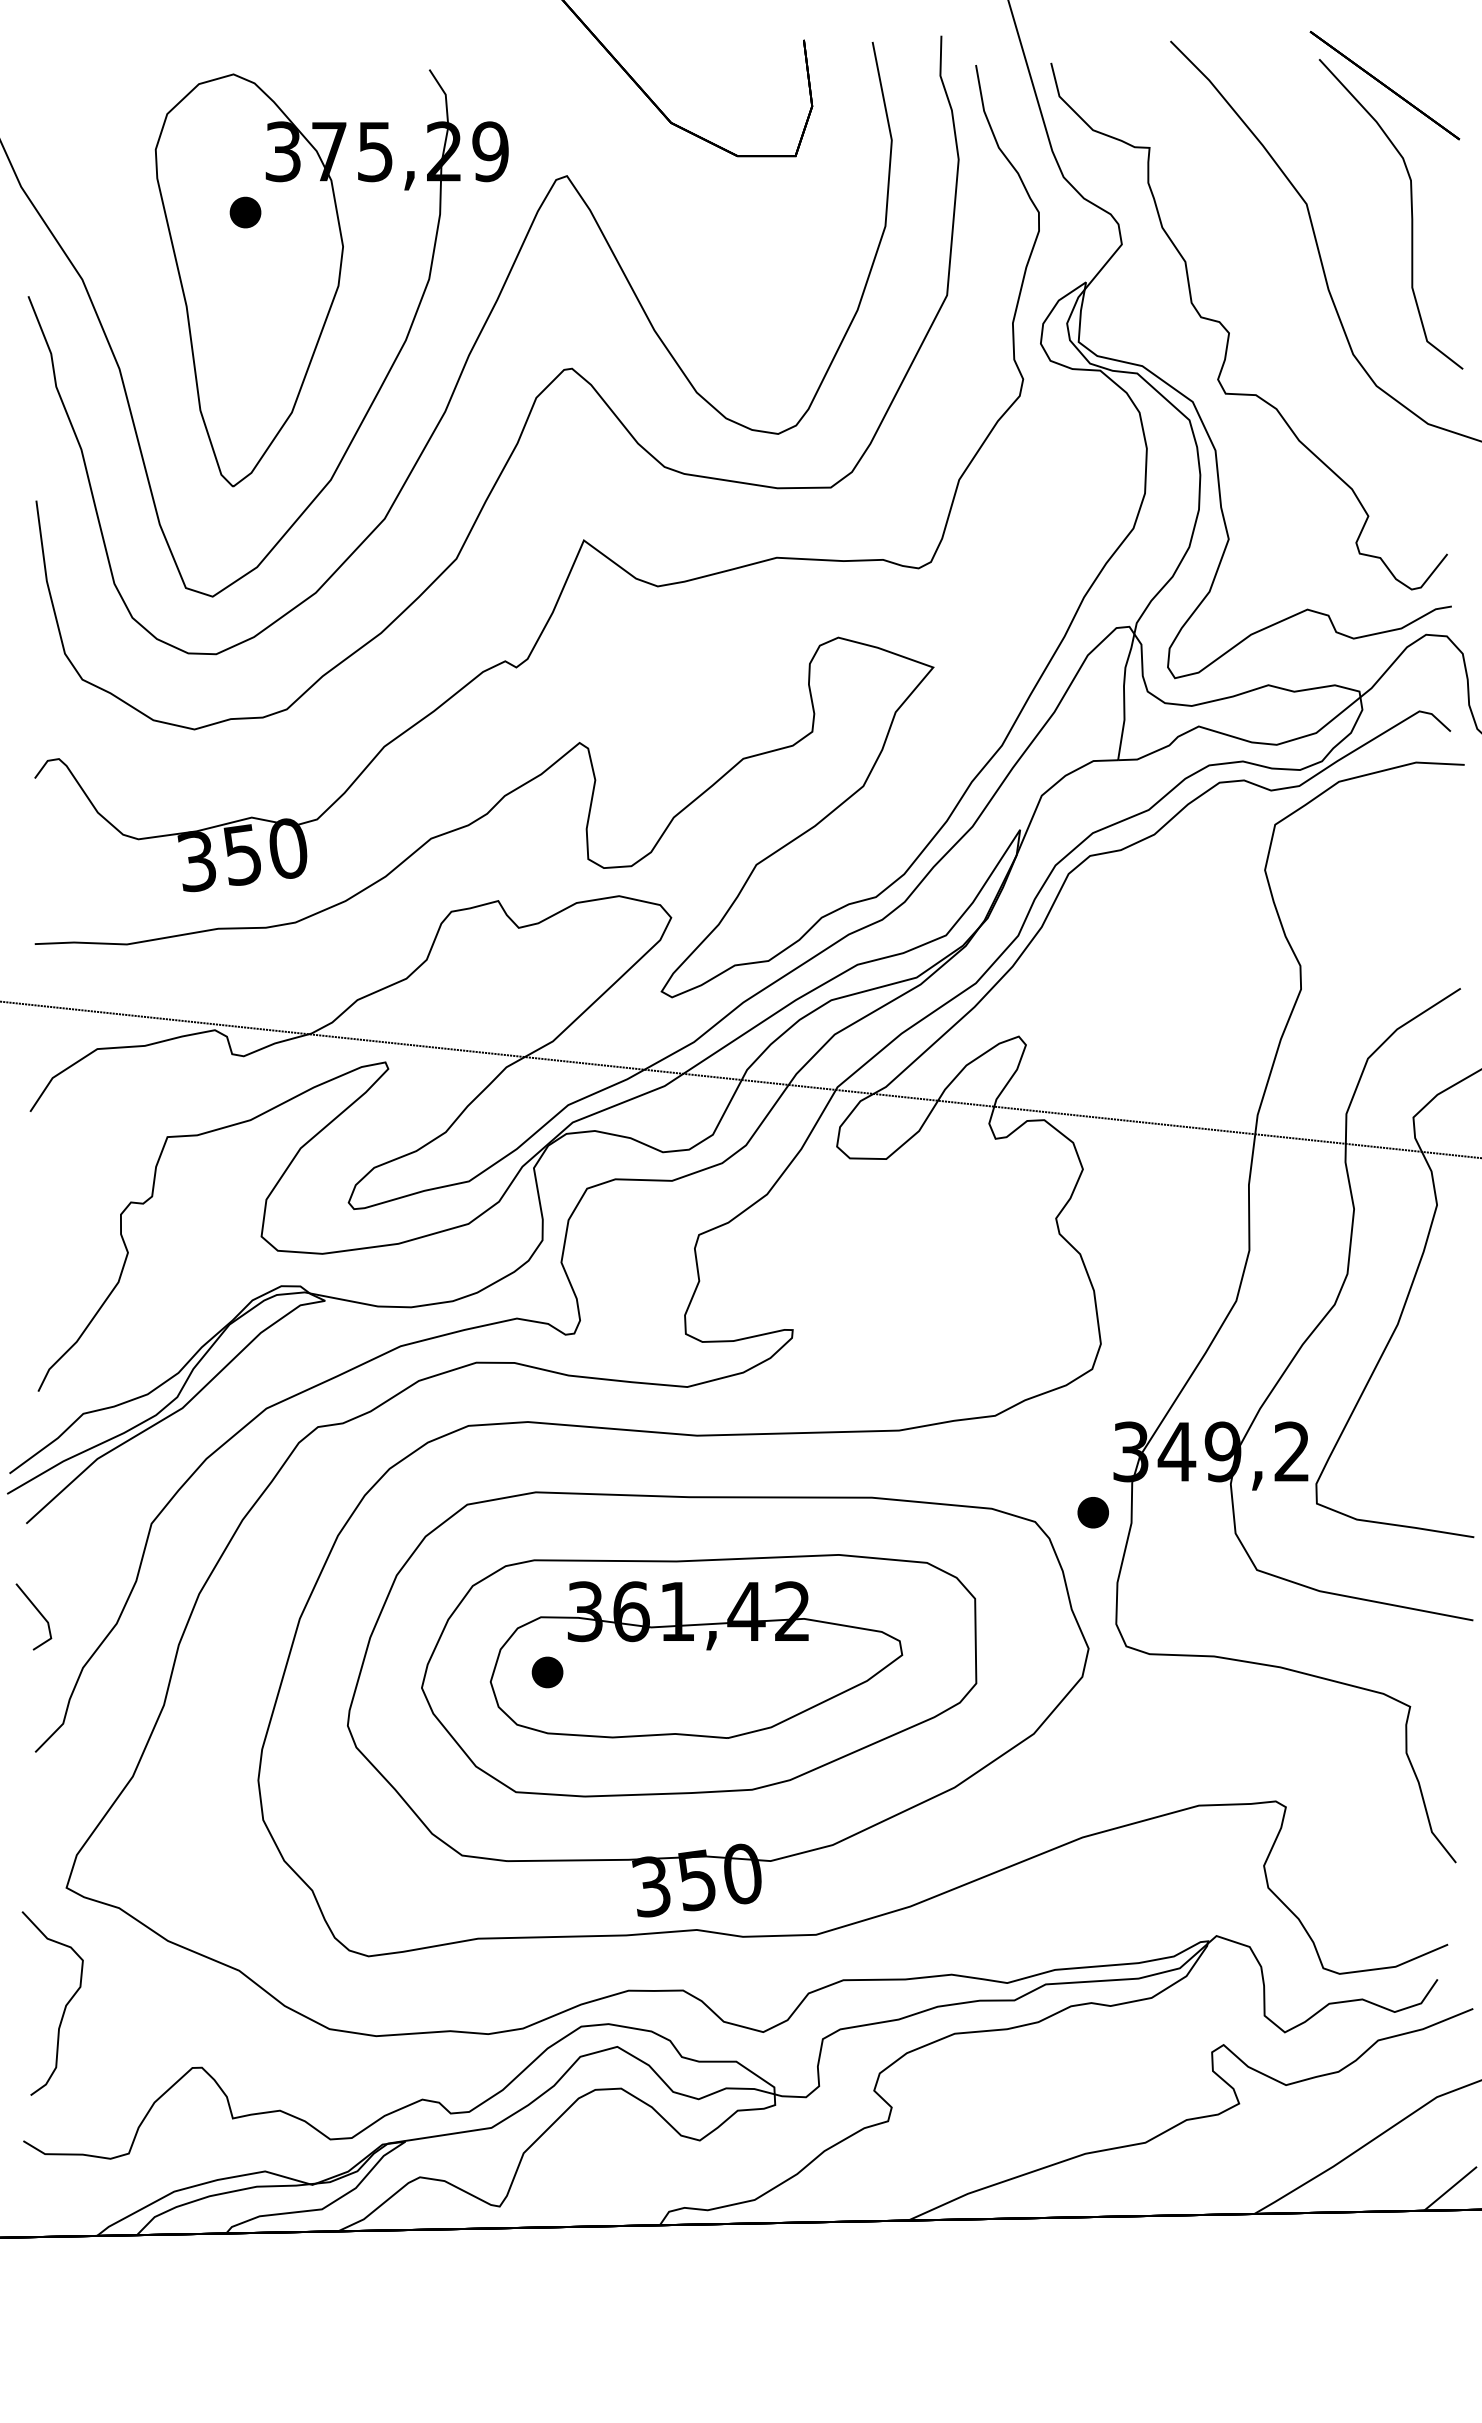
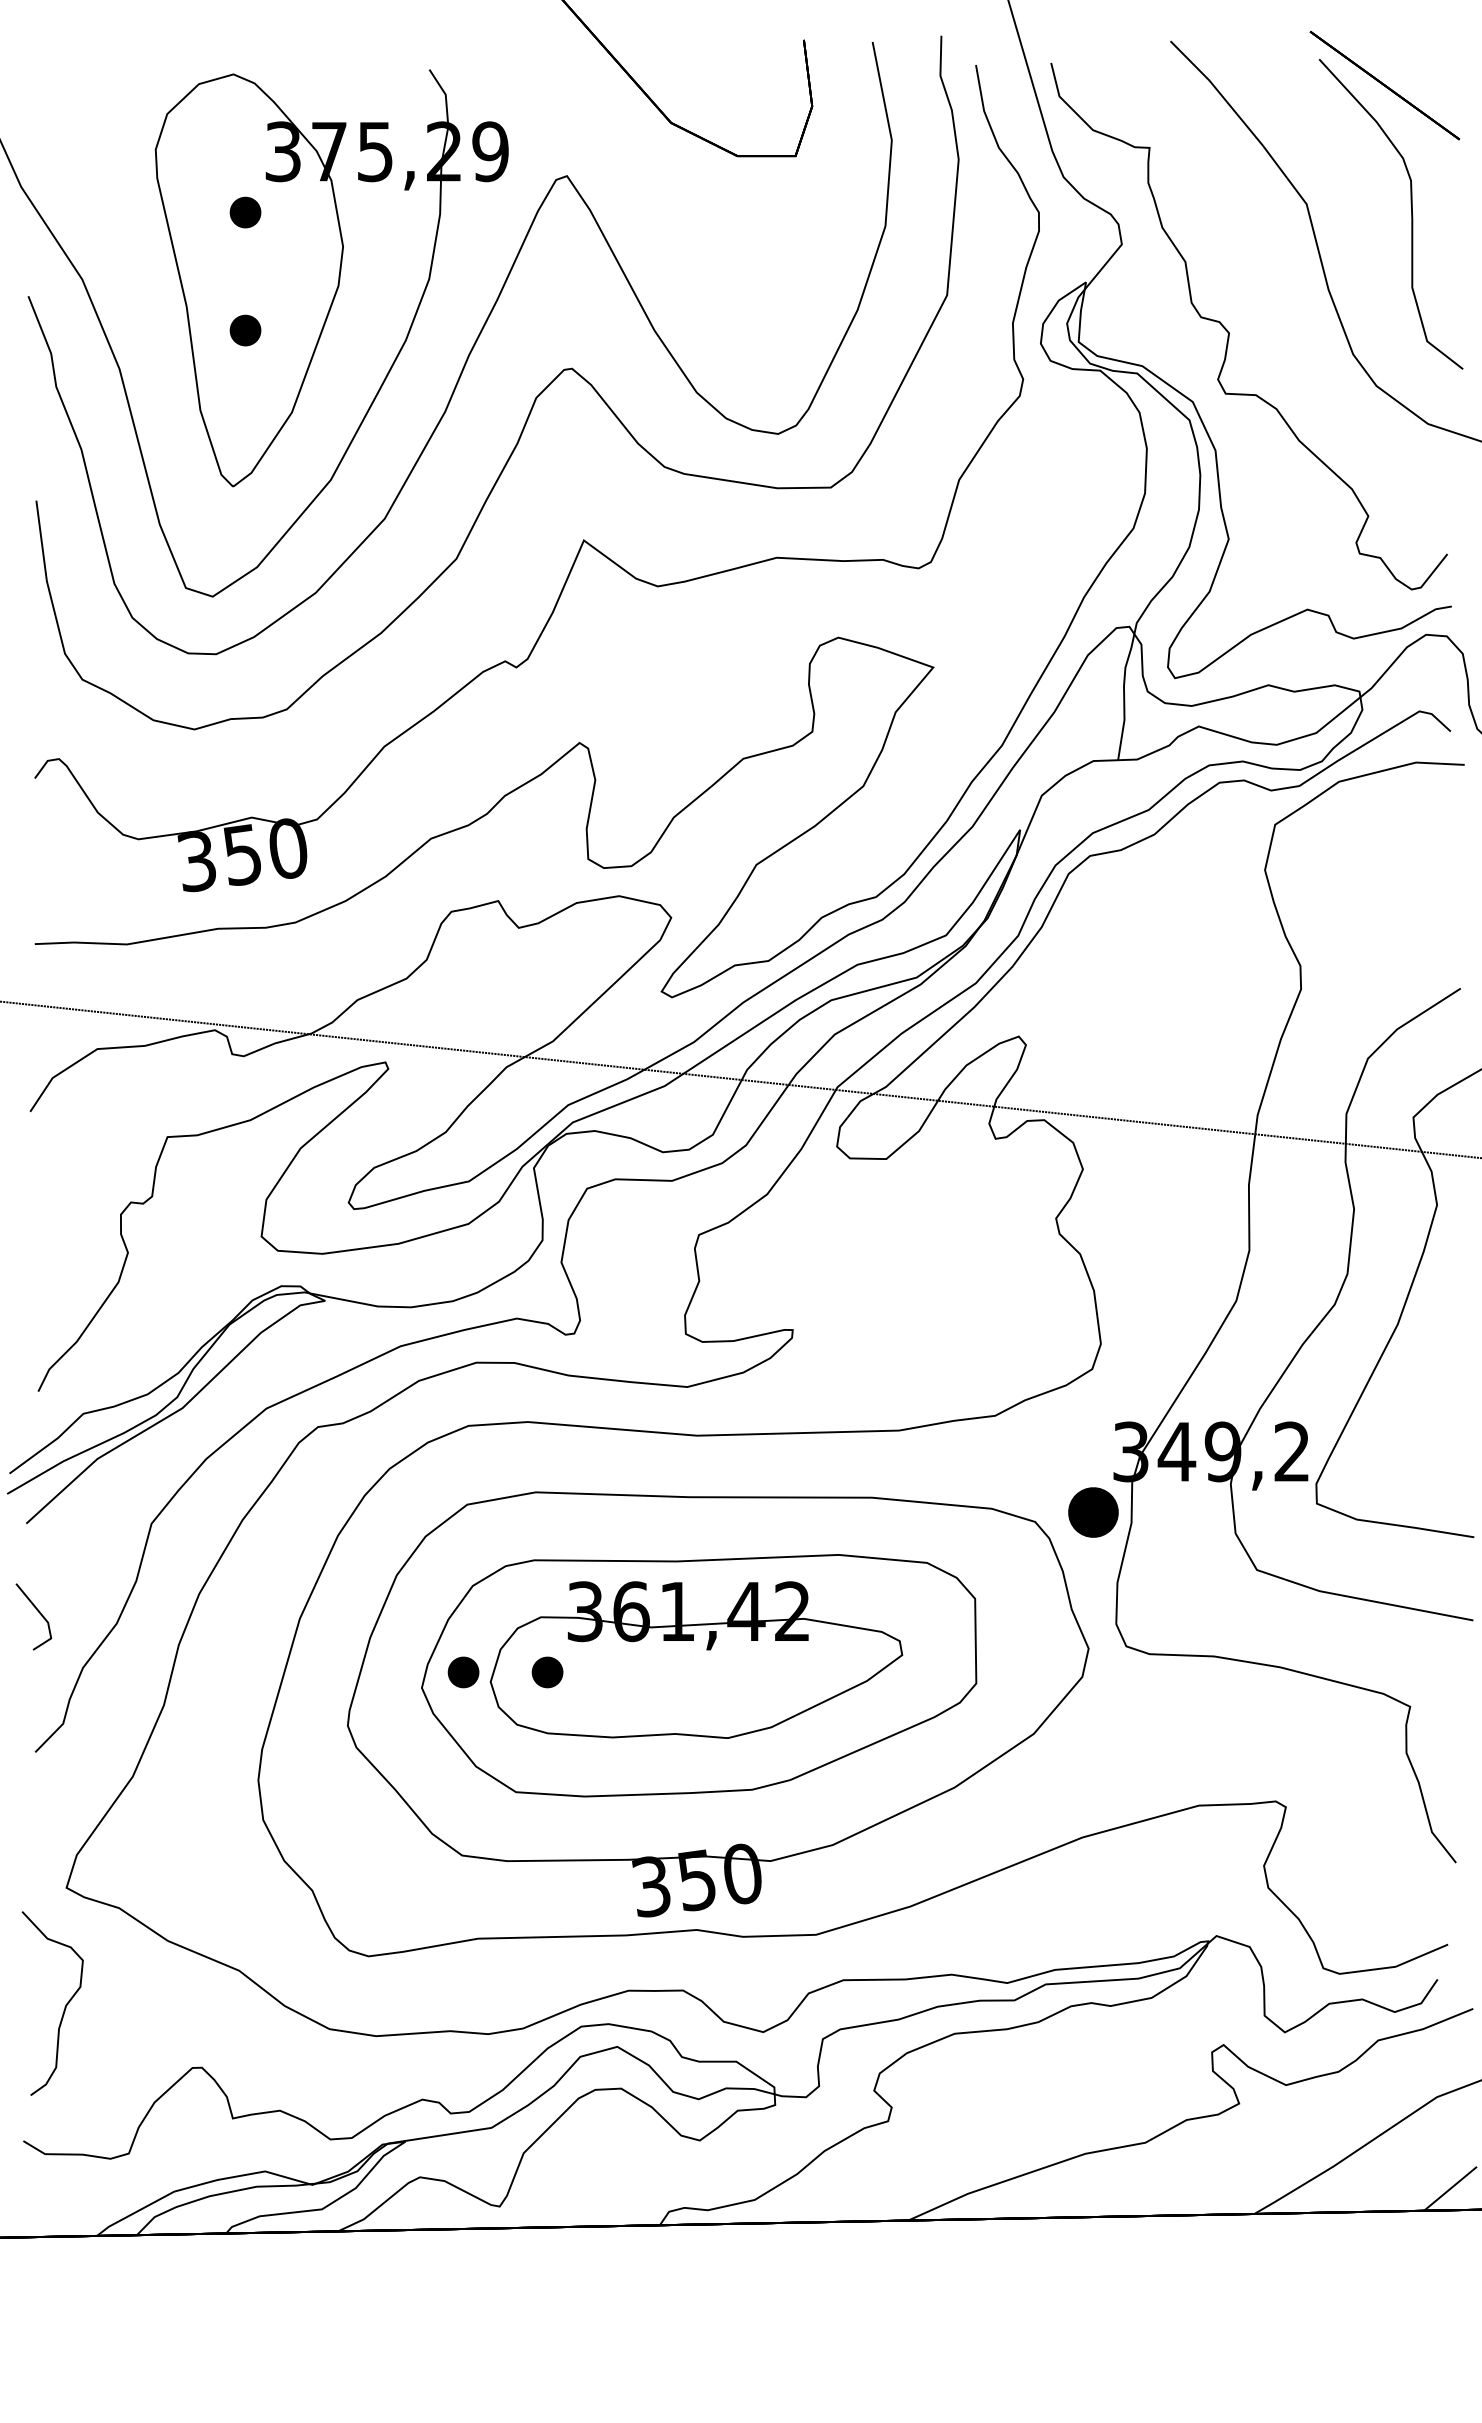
part: none -> present (245, 330)
part size: 32x32 px -> 51x51 px (1093, 1512)
part: none -> present (463, 1672)
